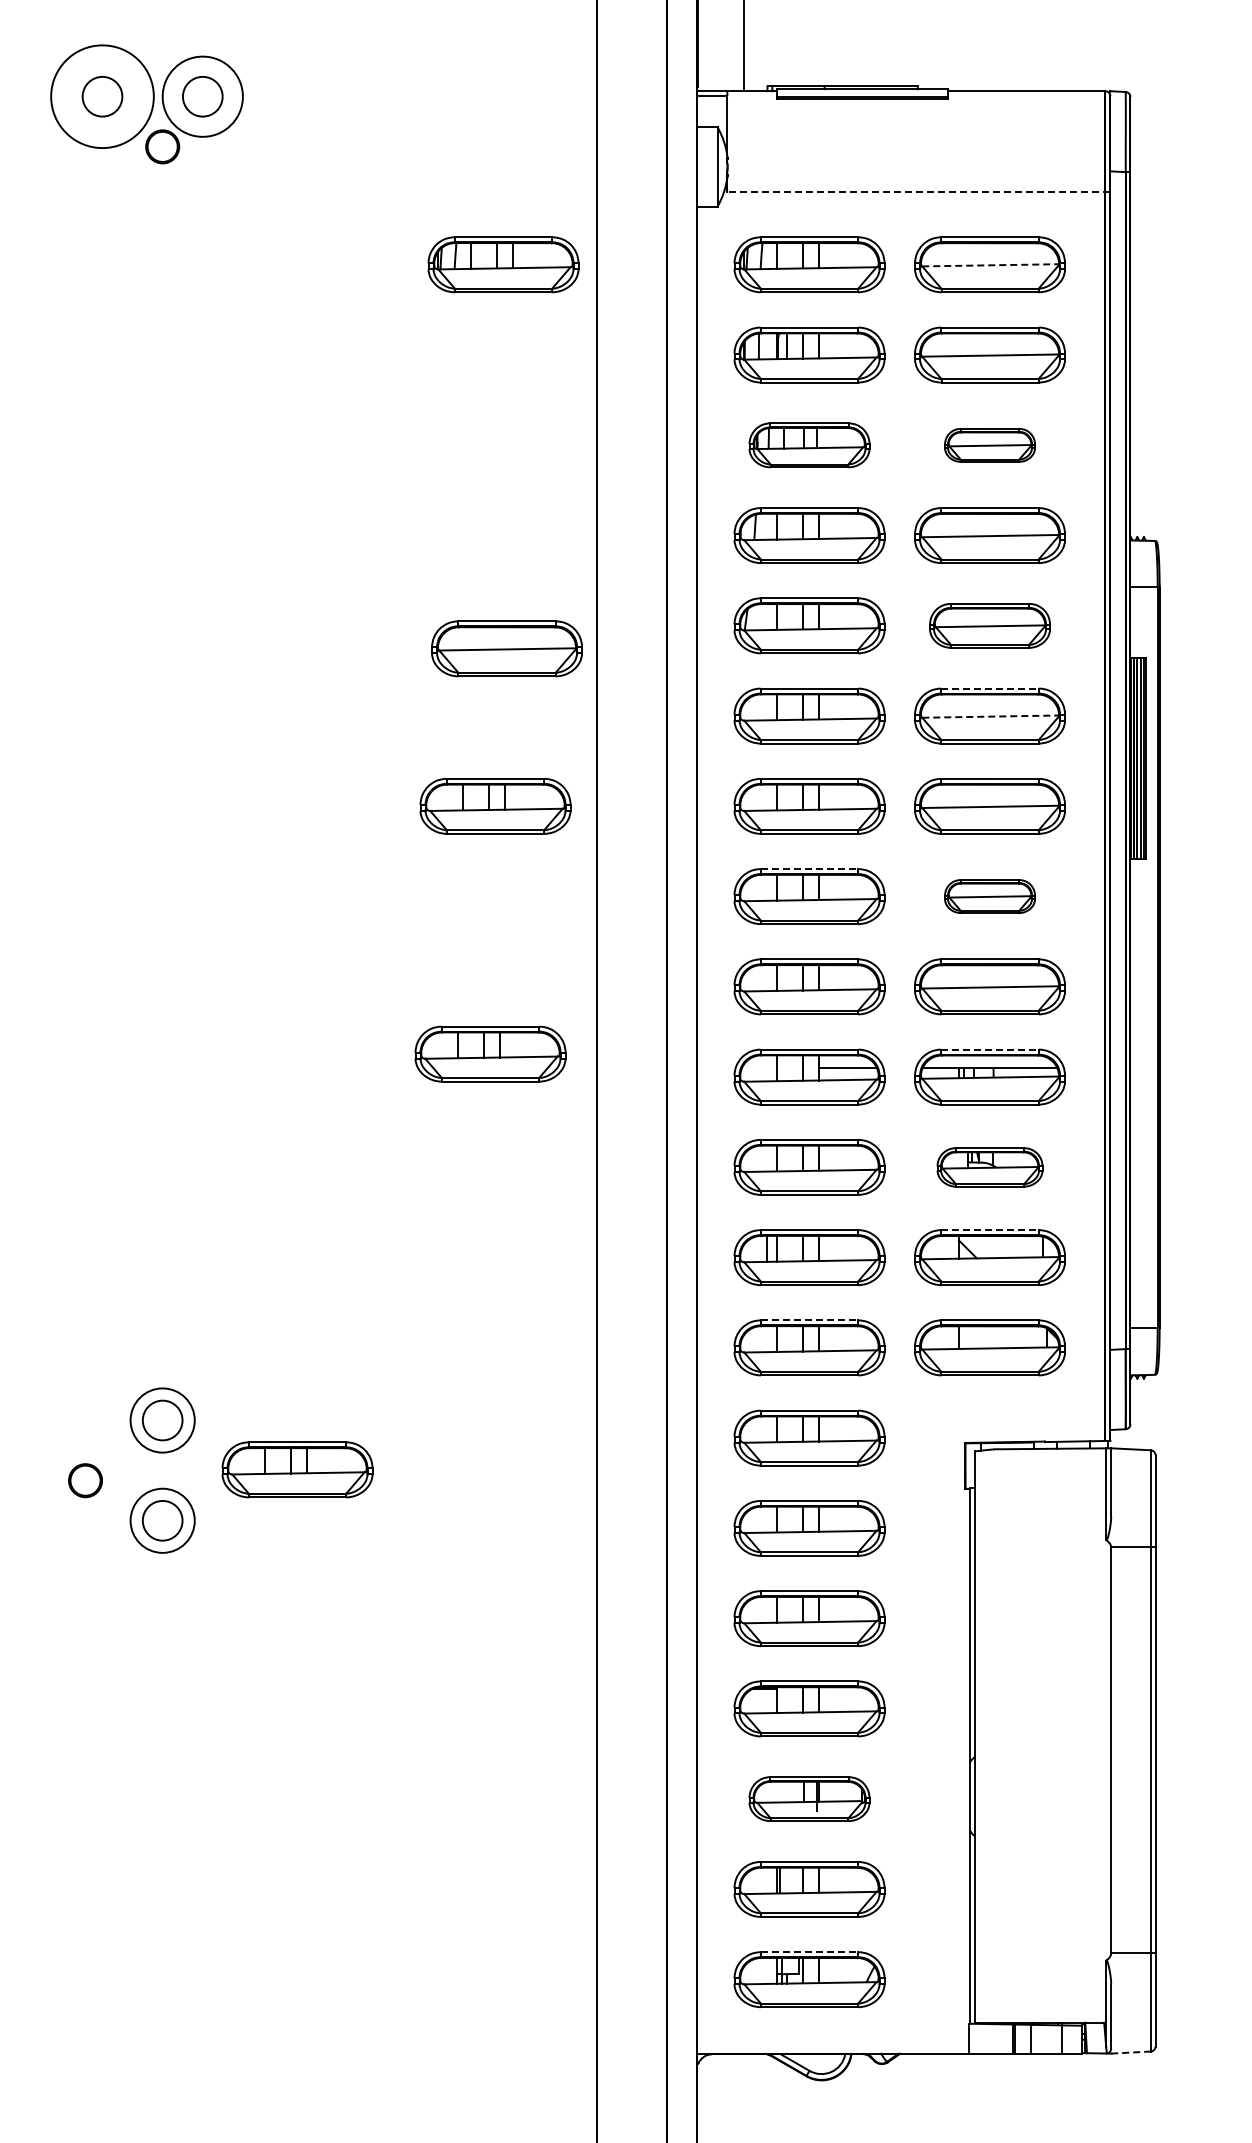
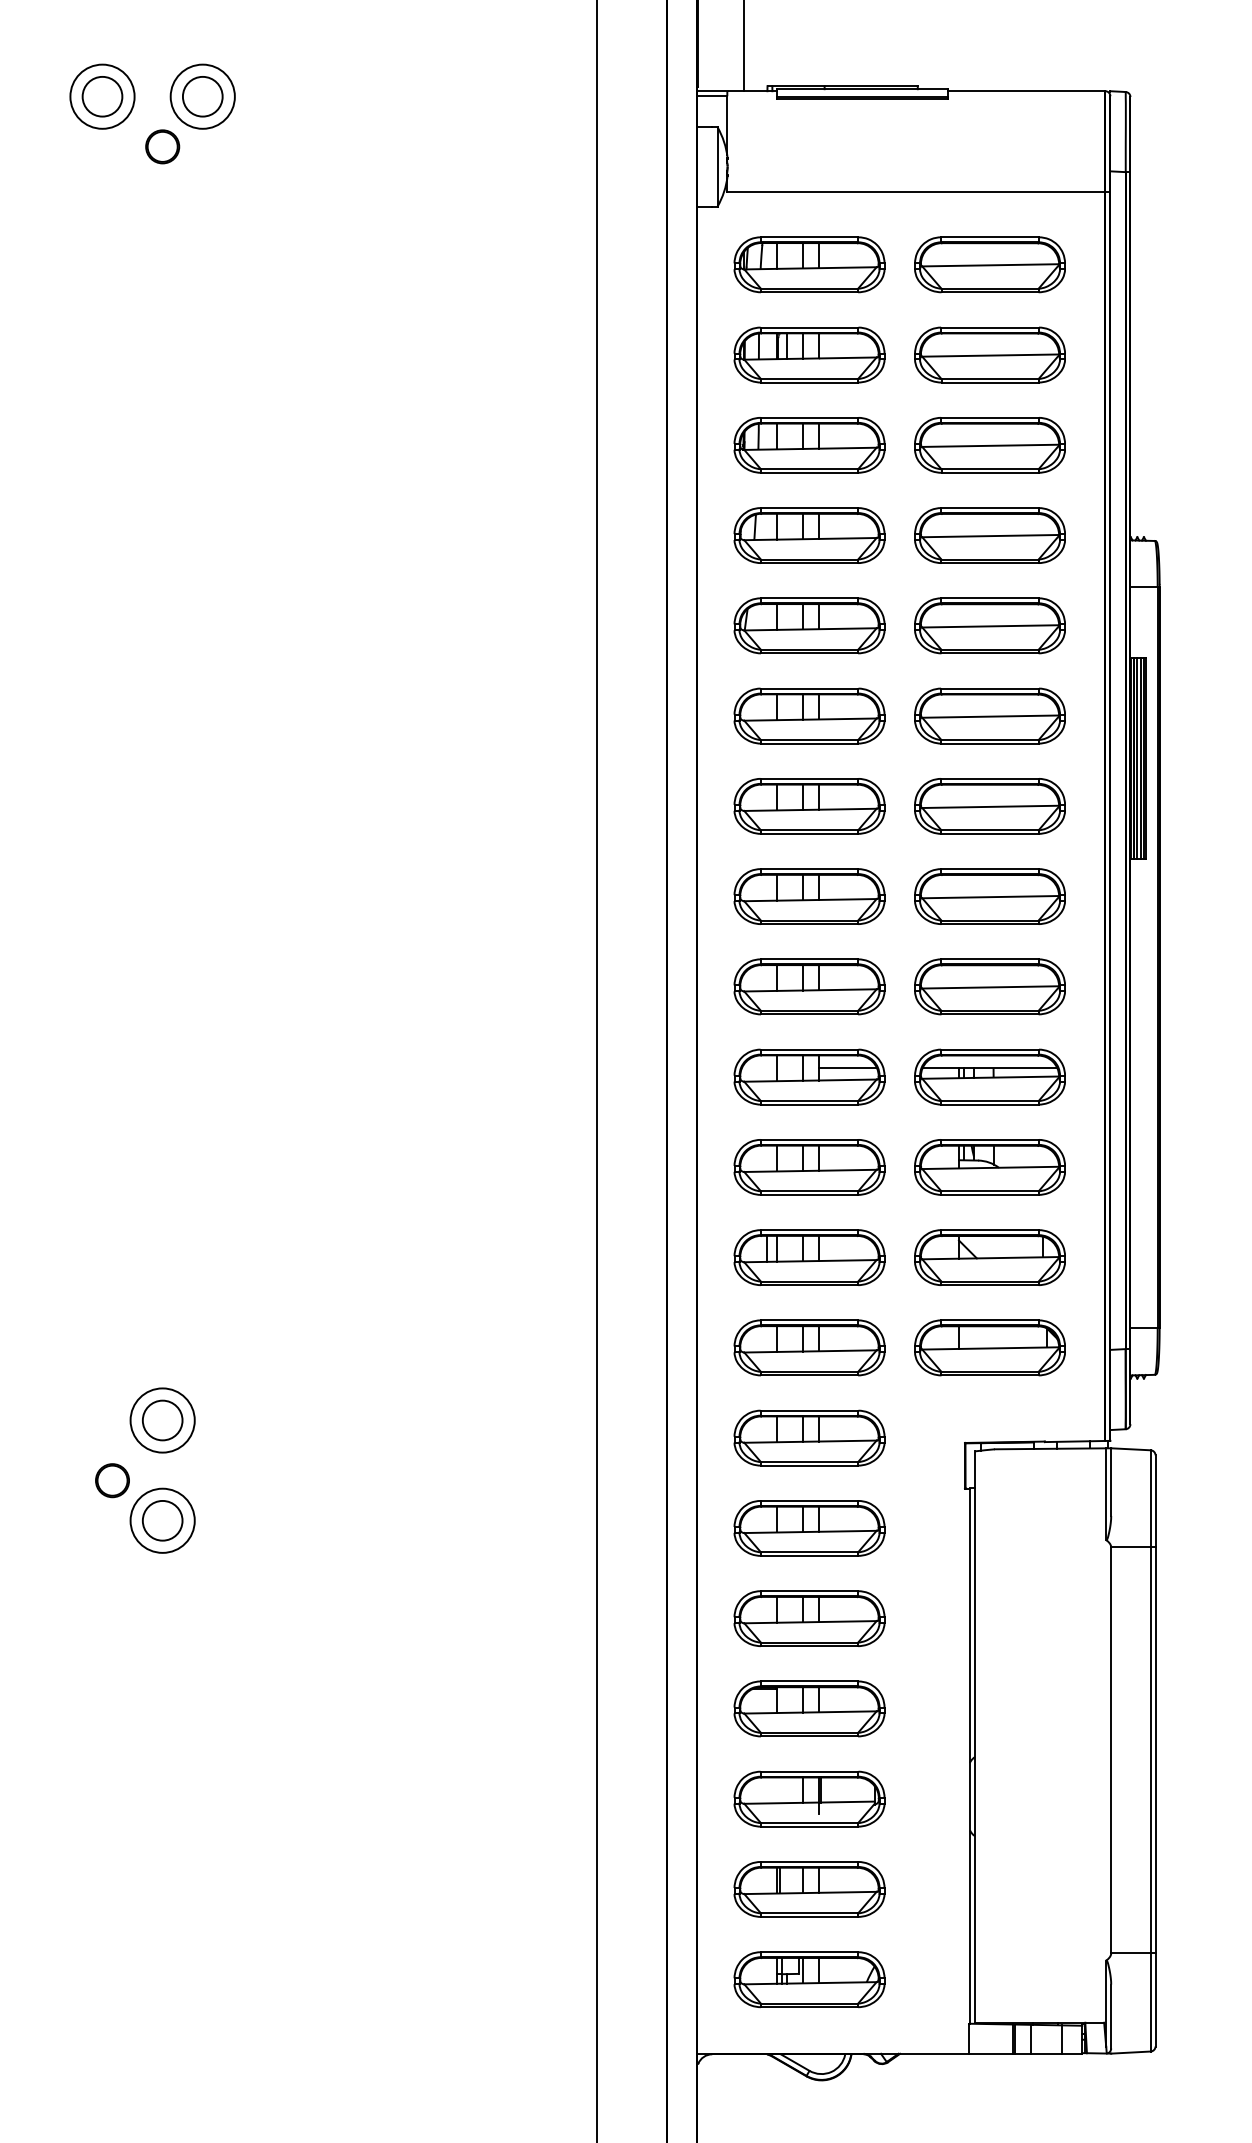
circle diameter: 103 px -> 64 px (102, 96)
circle diameter: 80 px -> 64 px (202, 96)
line: dashed -> solid (918, 191)
part: present -> none (503, 264)
line: dashed -> solid (991, 265)
part size: 123x47 px -> 153x57 px (809, 445)
part size: 92x35 px -> 152x57 px (989, 445)
part size: 122x46 px -> 152x58 px (989, 625)
part: present -> none (506, 648)
line: dashed -> solid (990, 688)
line: dashed -> solid (991, 716)
part: present -> none (495, 806)
line: dashed -> solid (809, 869)
part size: 92x35 px -> 152x57 px (989, 896)
line: dashed -> solid (990, 1049)
part: present -> none (490, 1053)
part size: 108x41 px -> 152x57 px (989, 1167)
line: dashed -> solid (990, 1230)
line: dashed -> solid (809, 1320)
part: present -> none (297, 1469)
part position: (85, 1480) -> (112, 1480) (112, 1480)
part size: 123x46 px -> 153x58 px (809, 1798)
line: dashed -> solid (809, 1952)
line: dashed -> solid (1131, 2052)
